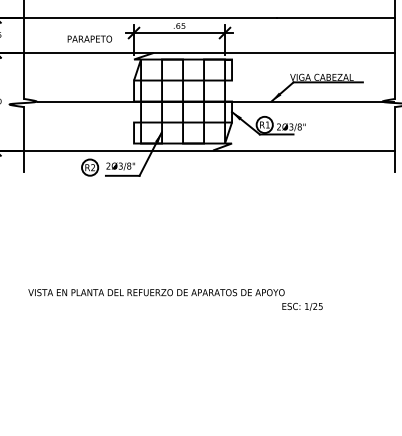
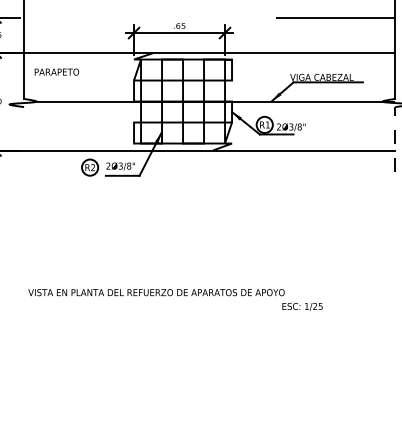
line: present -> none (139, 17)
text position: (89, 38) -> (56, 71) (56, 71)
line: solid -> dashed (395, 138)
line: present -> none (24, 139)
